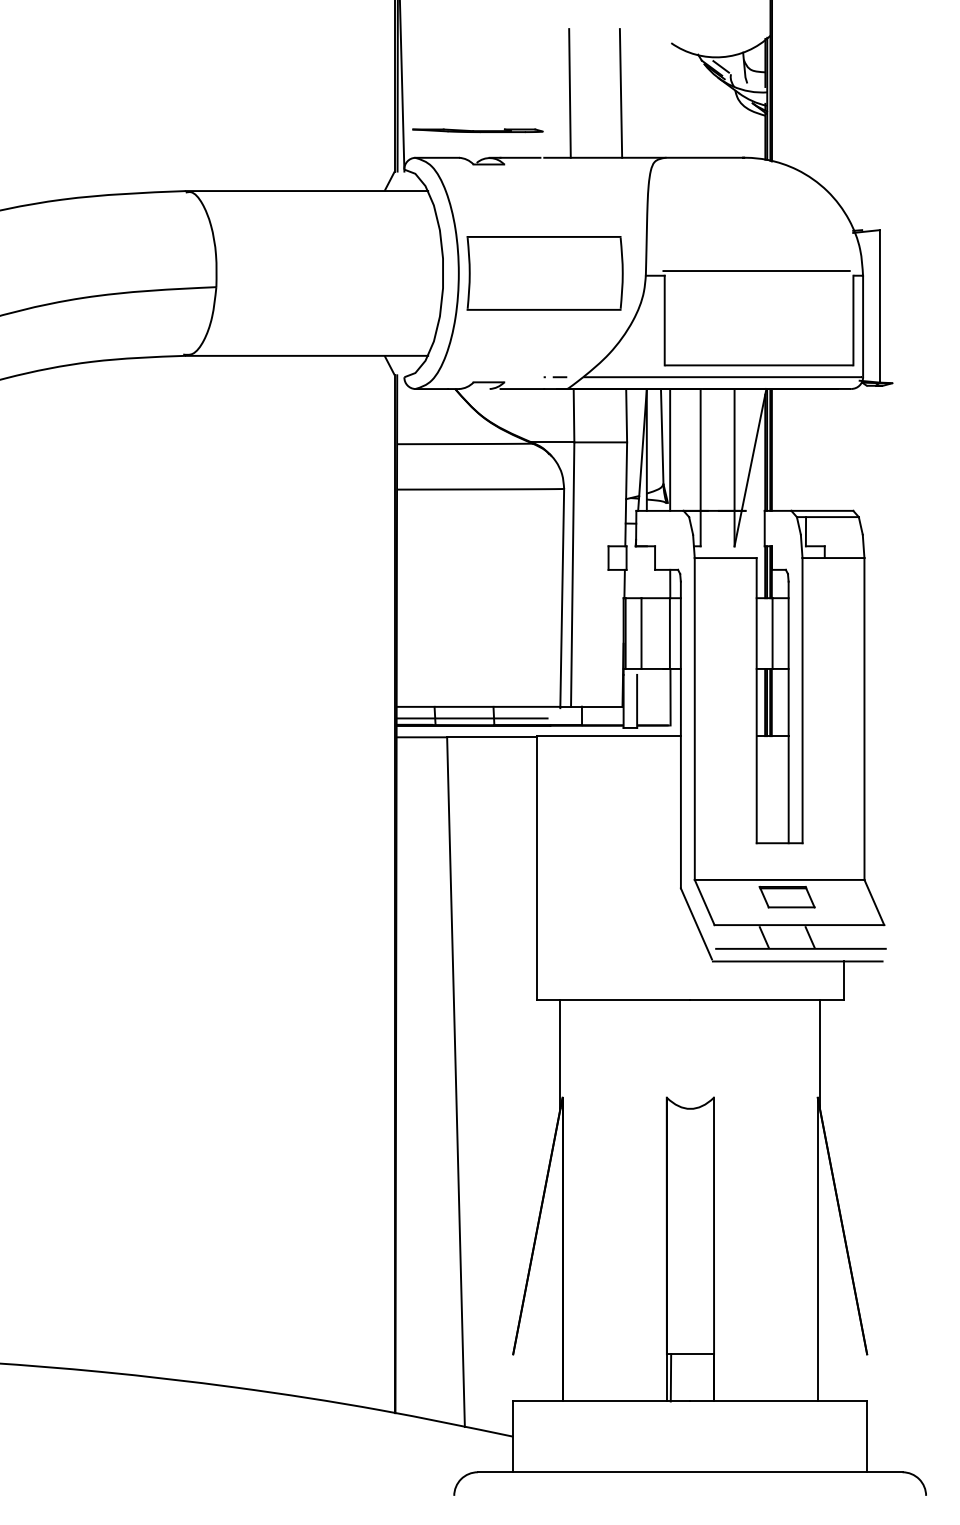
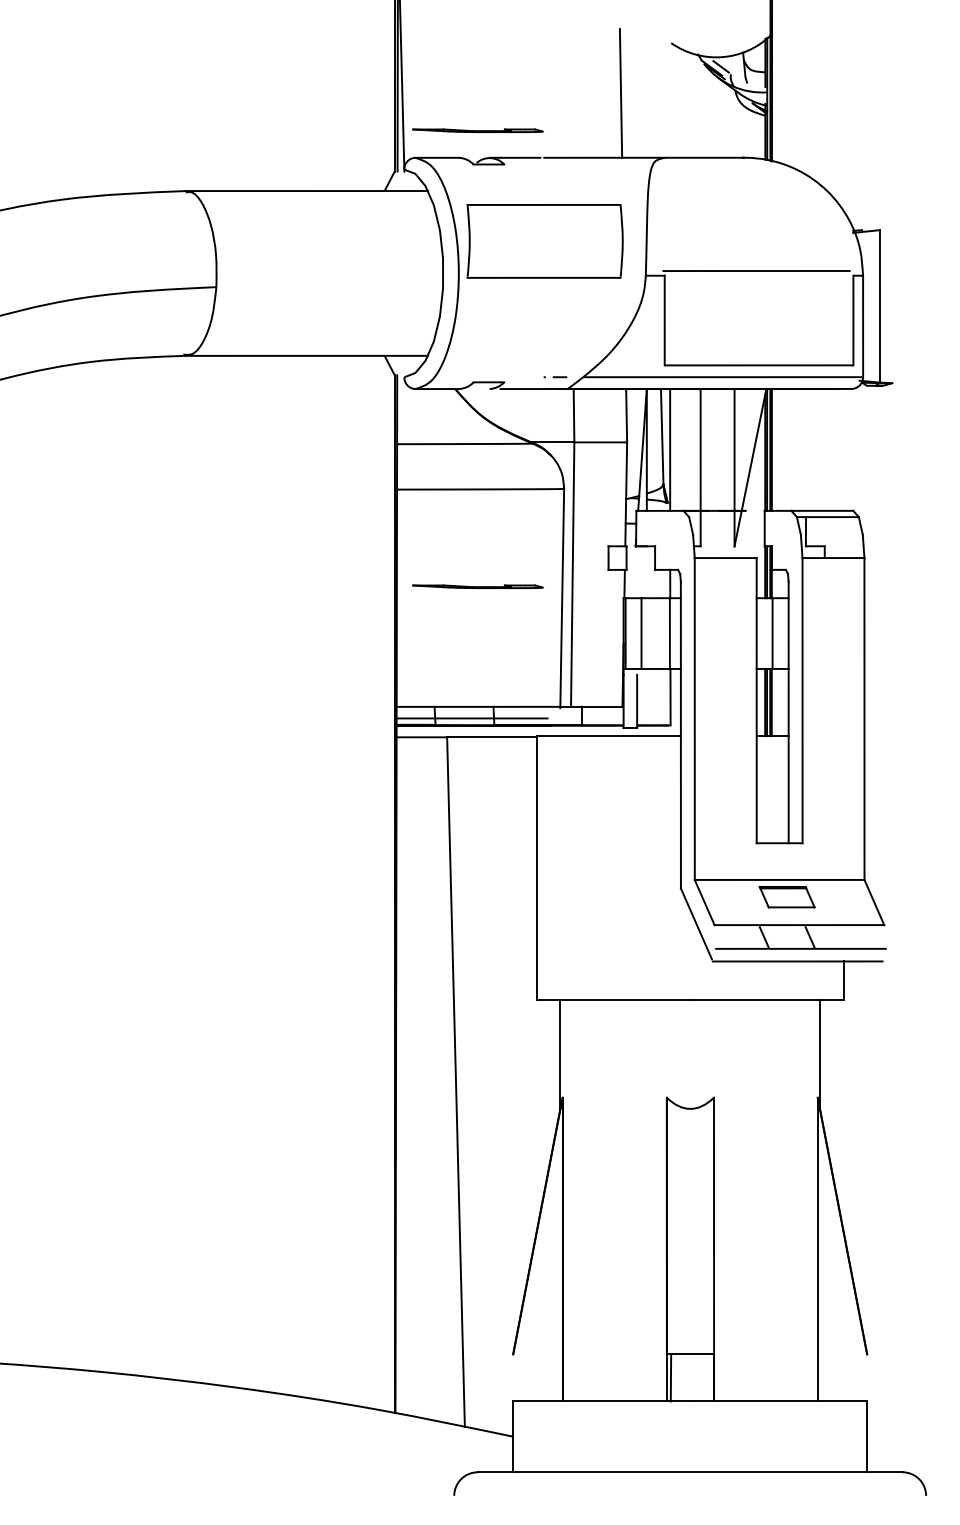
line: present -> none (569, 93)
part position: (544, 273) -> (544, 241) (544, 241)
part: none -> present (477, 586)
